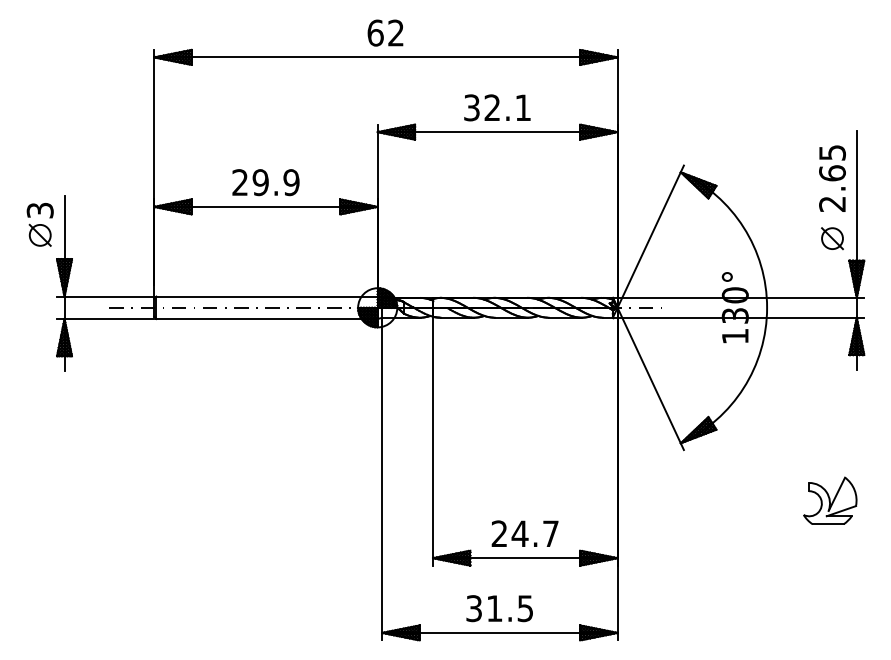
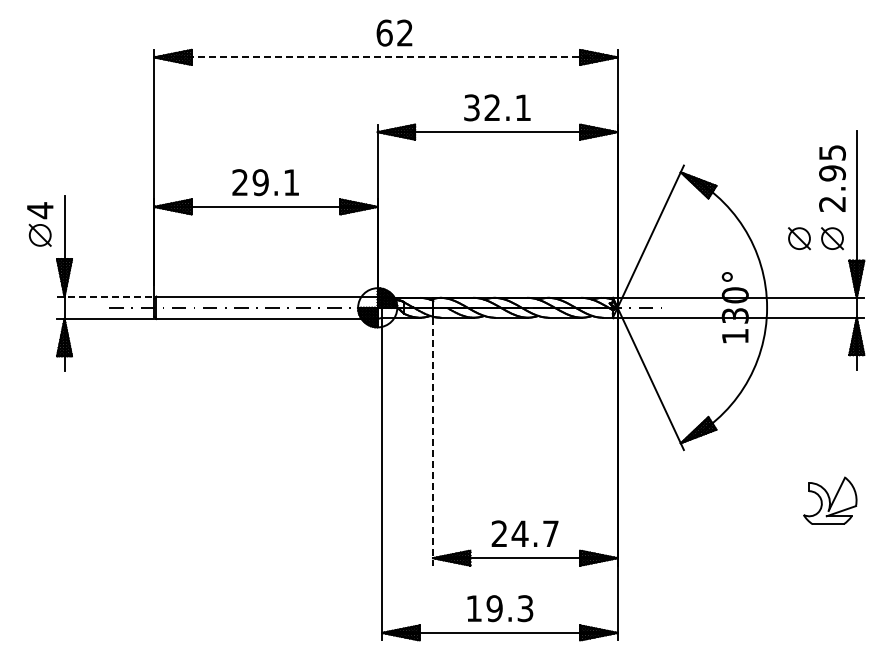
text position: (385, 32) -> (394, 32) (394, 32)
line: solid -> dashed (385, 57)
text: 2.65 -> 2.95 (832, 173)
text: 29.9 -> 29.1 (291, 182)
text: 3 -> 4 (39, 210)
part: none -> present (799, 238)
line: solid -> dashed (105, 296)
line: solid -> dashed (433, 441)
text: 31.5 -> 19.3 (499, 608)
